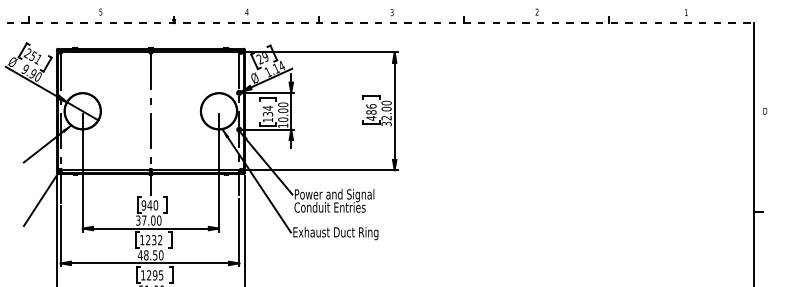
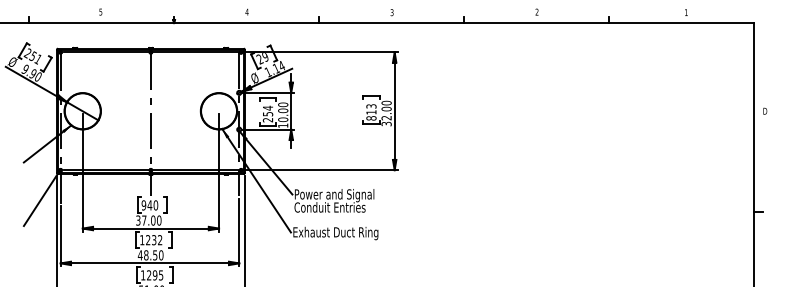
line: dashed -> solid (377, 23)
text: 486 -> 813 (371, 112)
text: 134 -> 254 (267, 117)
